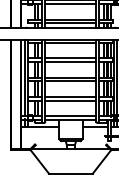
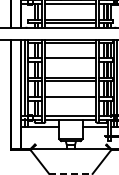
line: present -> none (70, 62)
line: present -> none (70, 100)
line: solid -> dashed (70, 173)
